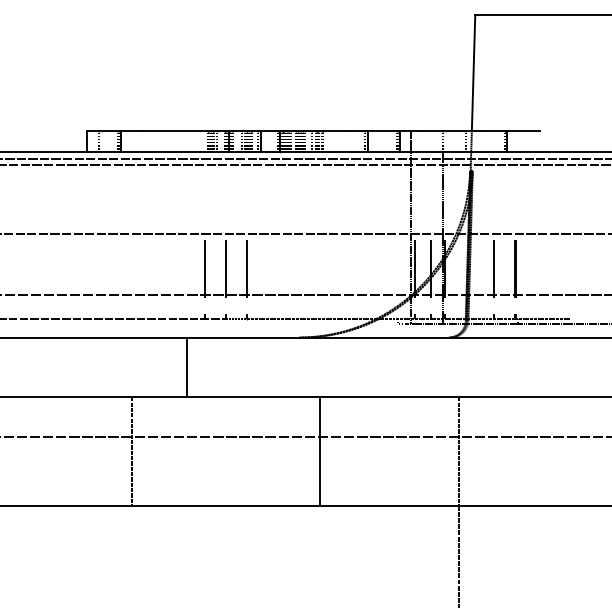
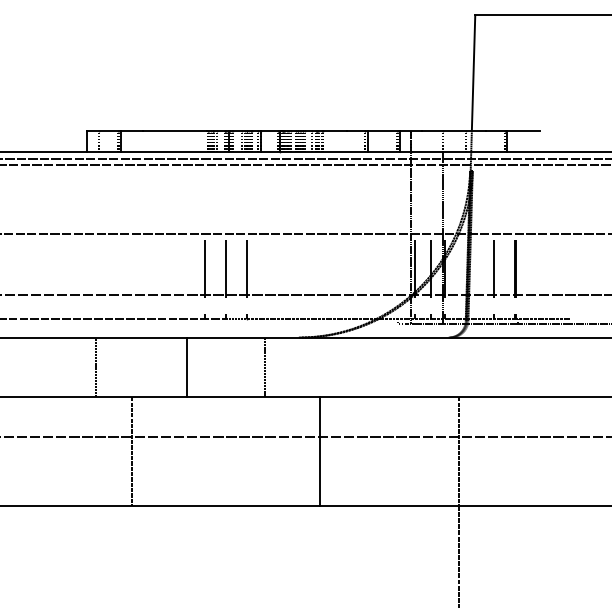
line: none -> present (95, 366)
line: none -> present (264, 366)
